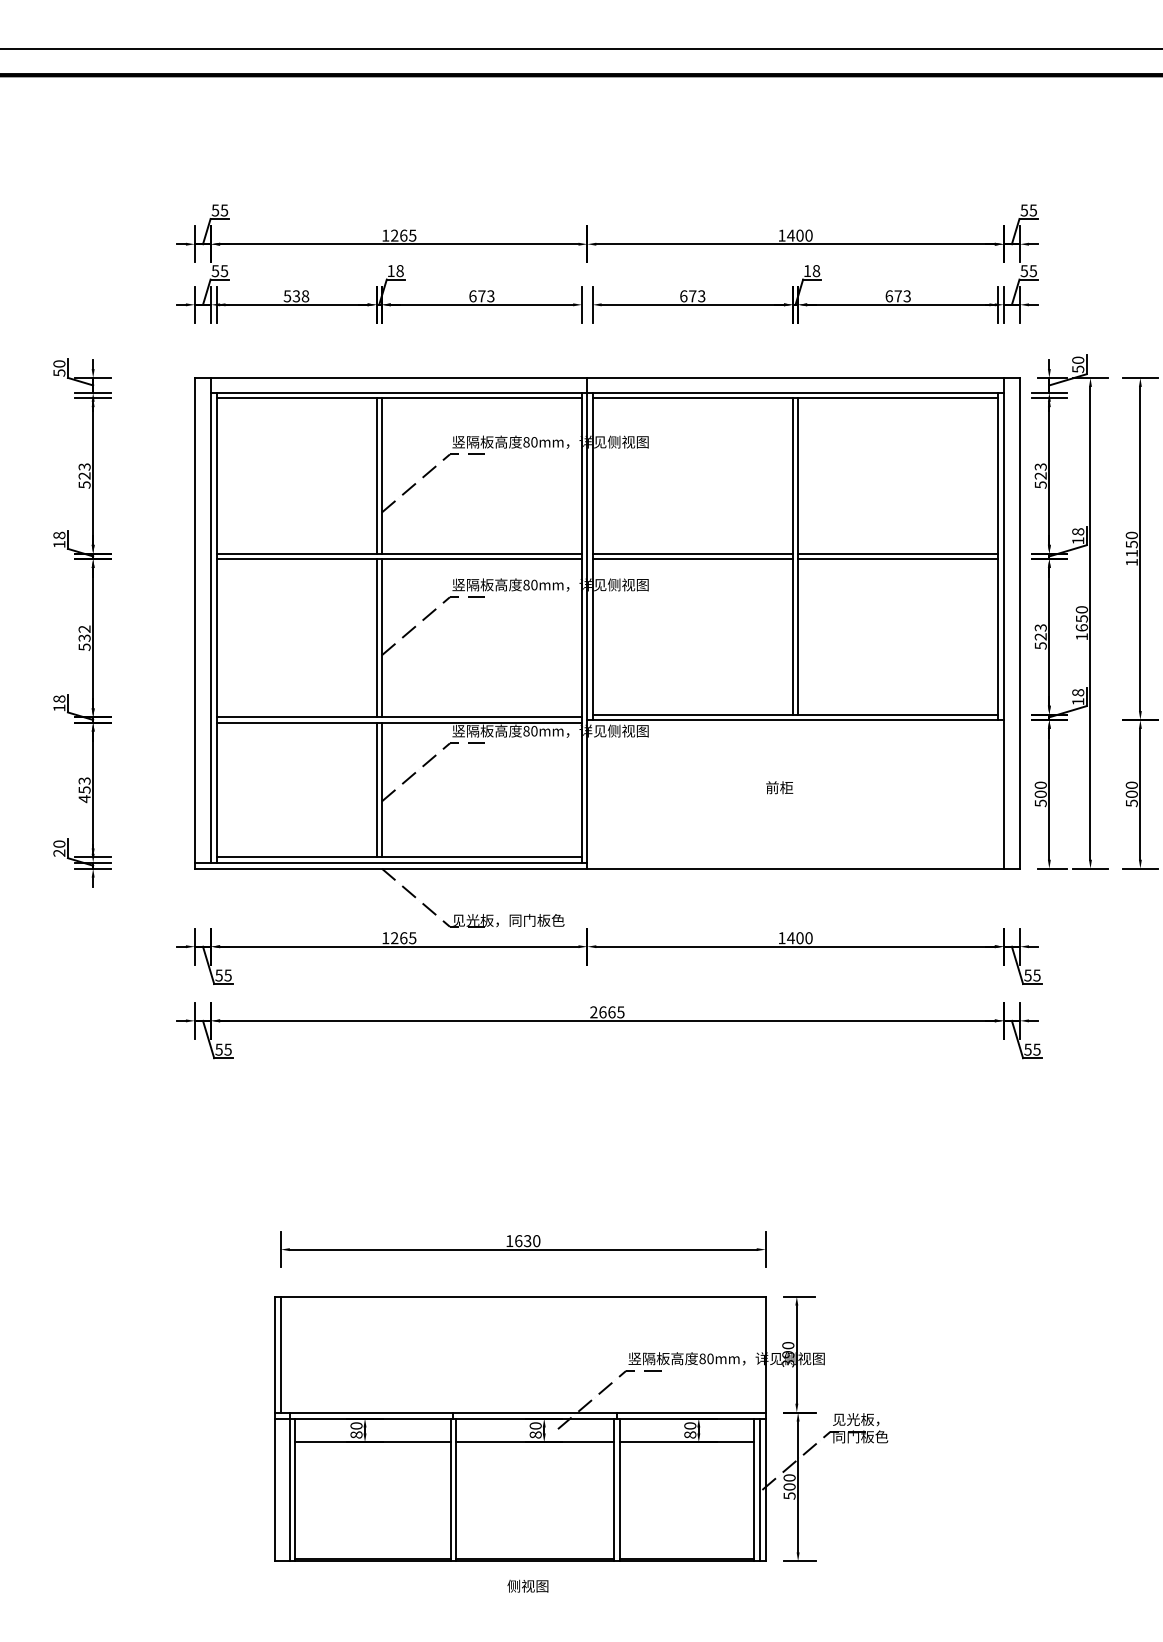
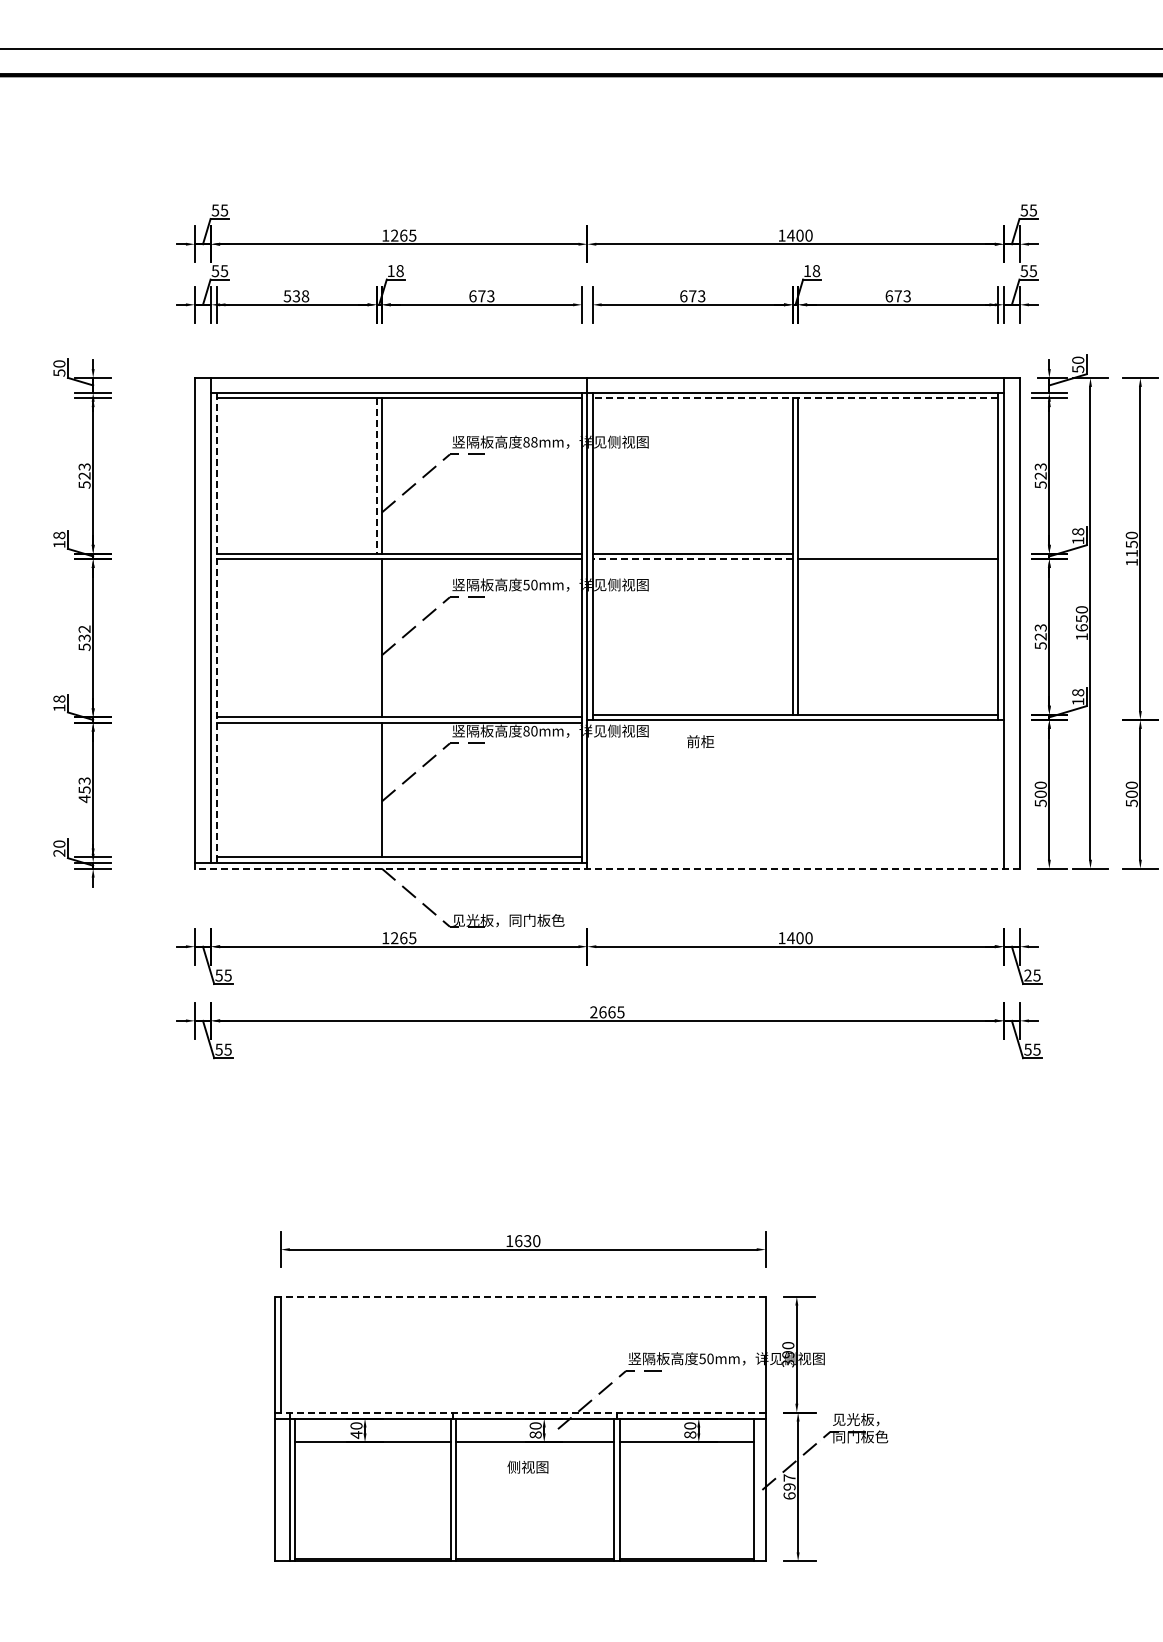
line: solid -> dashed (795, 398)
text: 80mm -> 88mm (534, 442)
line: solid -> dashed (376, 476)
line: present -> none (898, 553)
line: solid -> dashed (692, 559)
text: 80mm -> 50mm (526, 584)
line: solid -> dashed (216, 627)
line: present -> none (376, 638)
text position: (779, 787) -> (700, 741) (700, 741)
line: present -> none (376, 789)
line: solid -> dashed (607, 868)
text: 55 -> 25 (1027, 975)
line: solid -> dashed (519, 1296)
text: 80mm -> 50mm (702, 1358)
line: solid -> dashed (519, 1412)
text: 80 -> 40 (356, 1435)
text: 500 -> 697 (789, 1486)
line: present -> none (759, 1489)
text position: (527, 1585) -> (527, 1466) (527, 1466)
